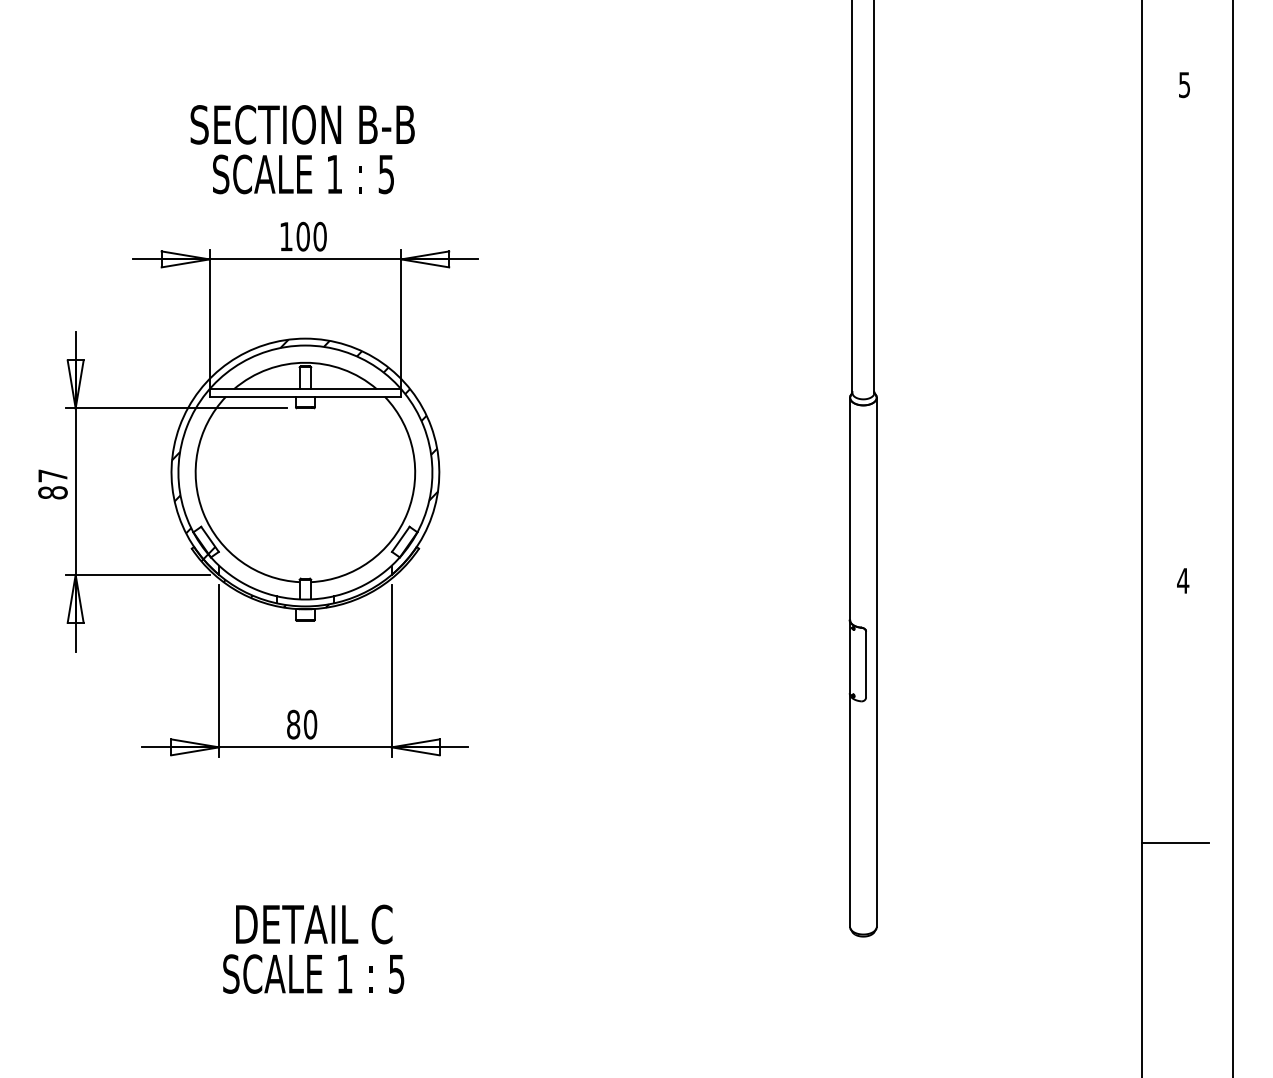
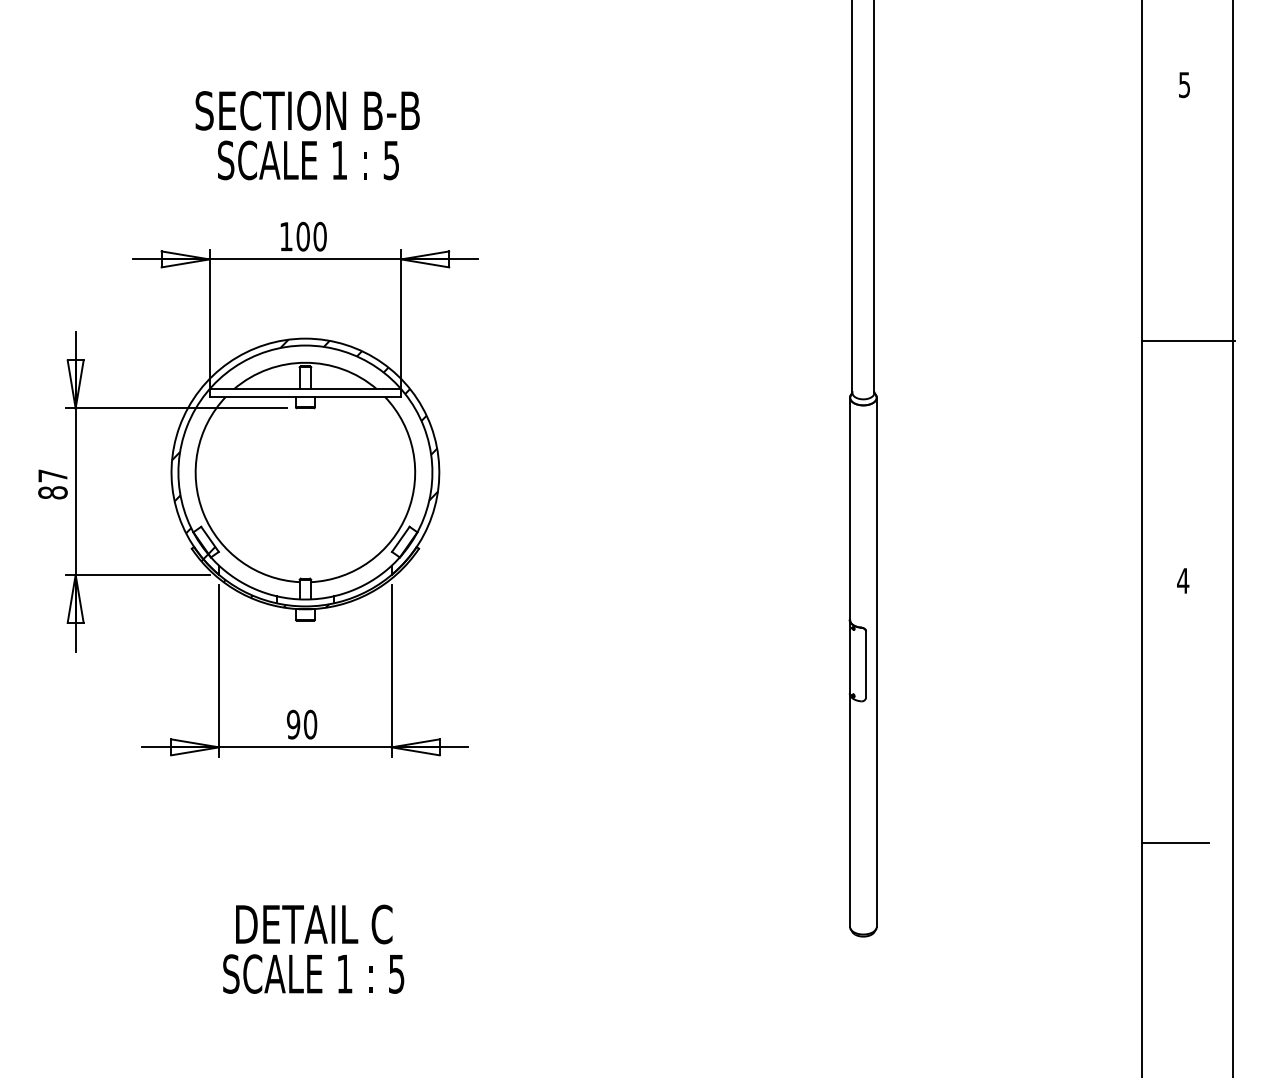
text position: (302, 149) -> (307, 135) (307, 135)
line: none -> present (1187, 340)
text: 80 -> 90 (293, 724)
